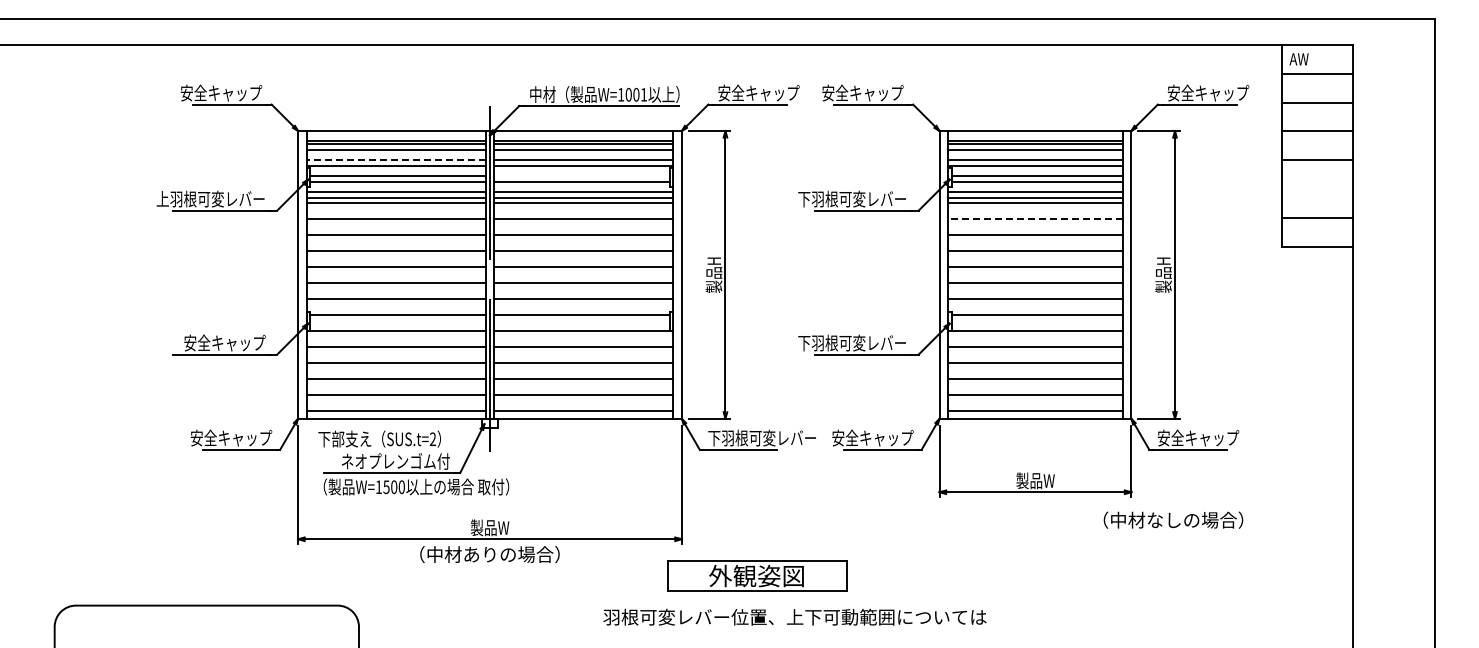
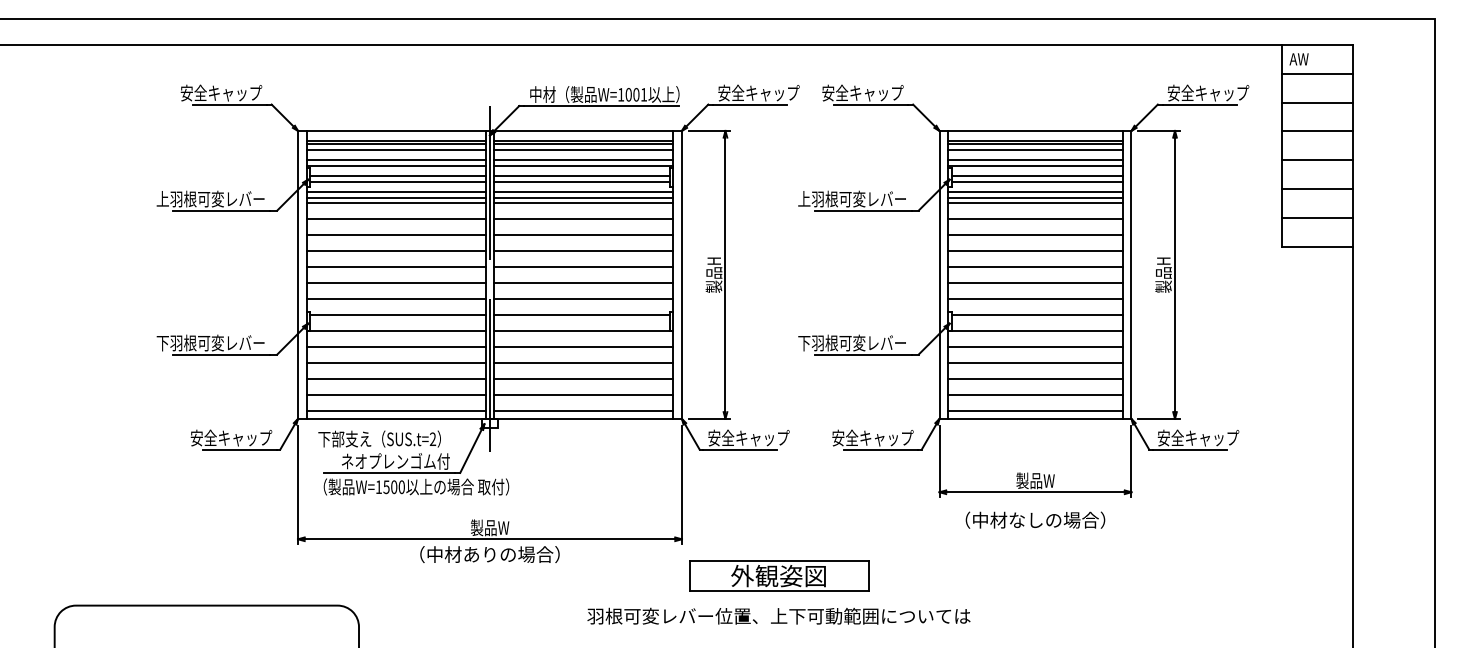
line: dashed -> solid (396, 159)
line: none -> present (581, 175)
line: none -> present (1317, 188)
text: 下羽根可変レバー -> 上羽根可変レバー (804, 199)
line: dashed -> solid (1035, 218)
text: 安全キャップ -> 下羽根可変レバー (210, 342)
text: 下羽根可変レバー -> 安全キャップ (761, 437)
text position: (1173, 519) -> (1035, 519) (1035, 519)
part position: (757, 575) -> (779, 575) (779, 575)
text position: (794, 616) -> (778, 615) (778, 615)
